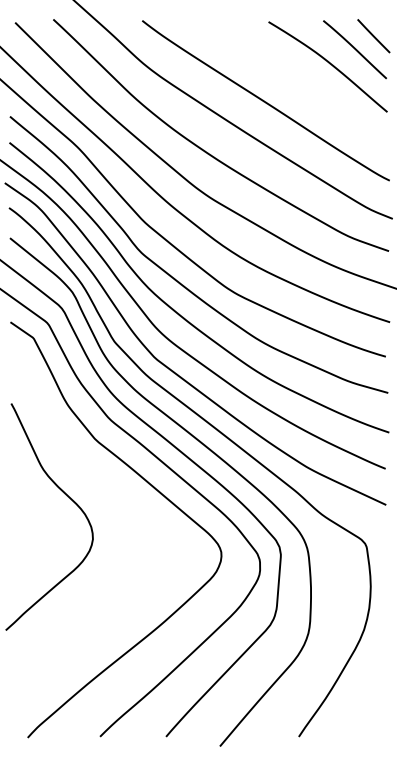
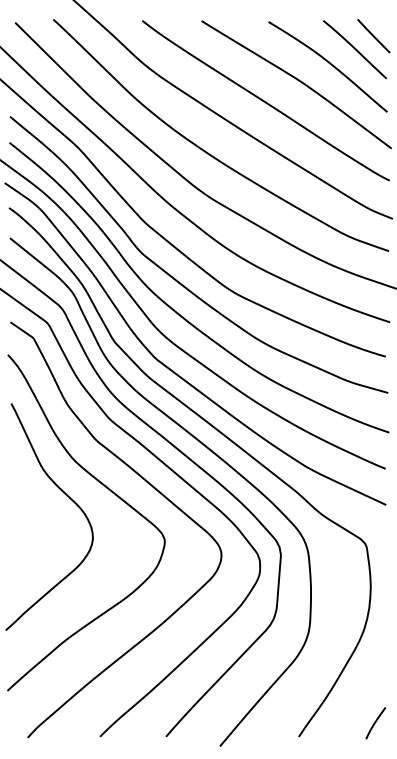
curve: none -> present (298, 81)
curve: none -> present (112, 493)
curve: none -> present (375, 723)
